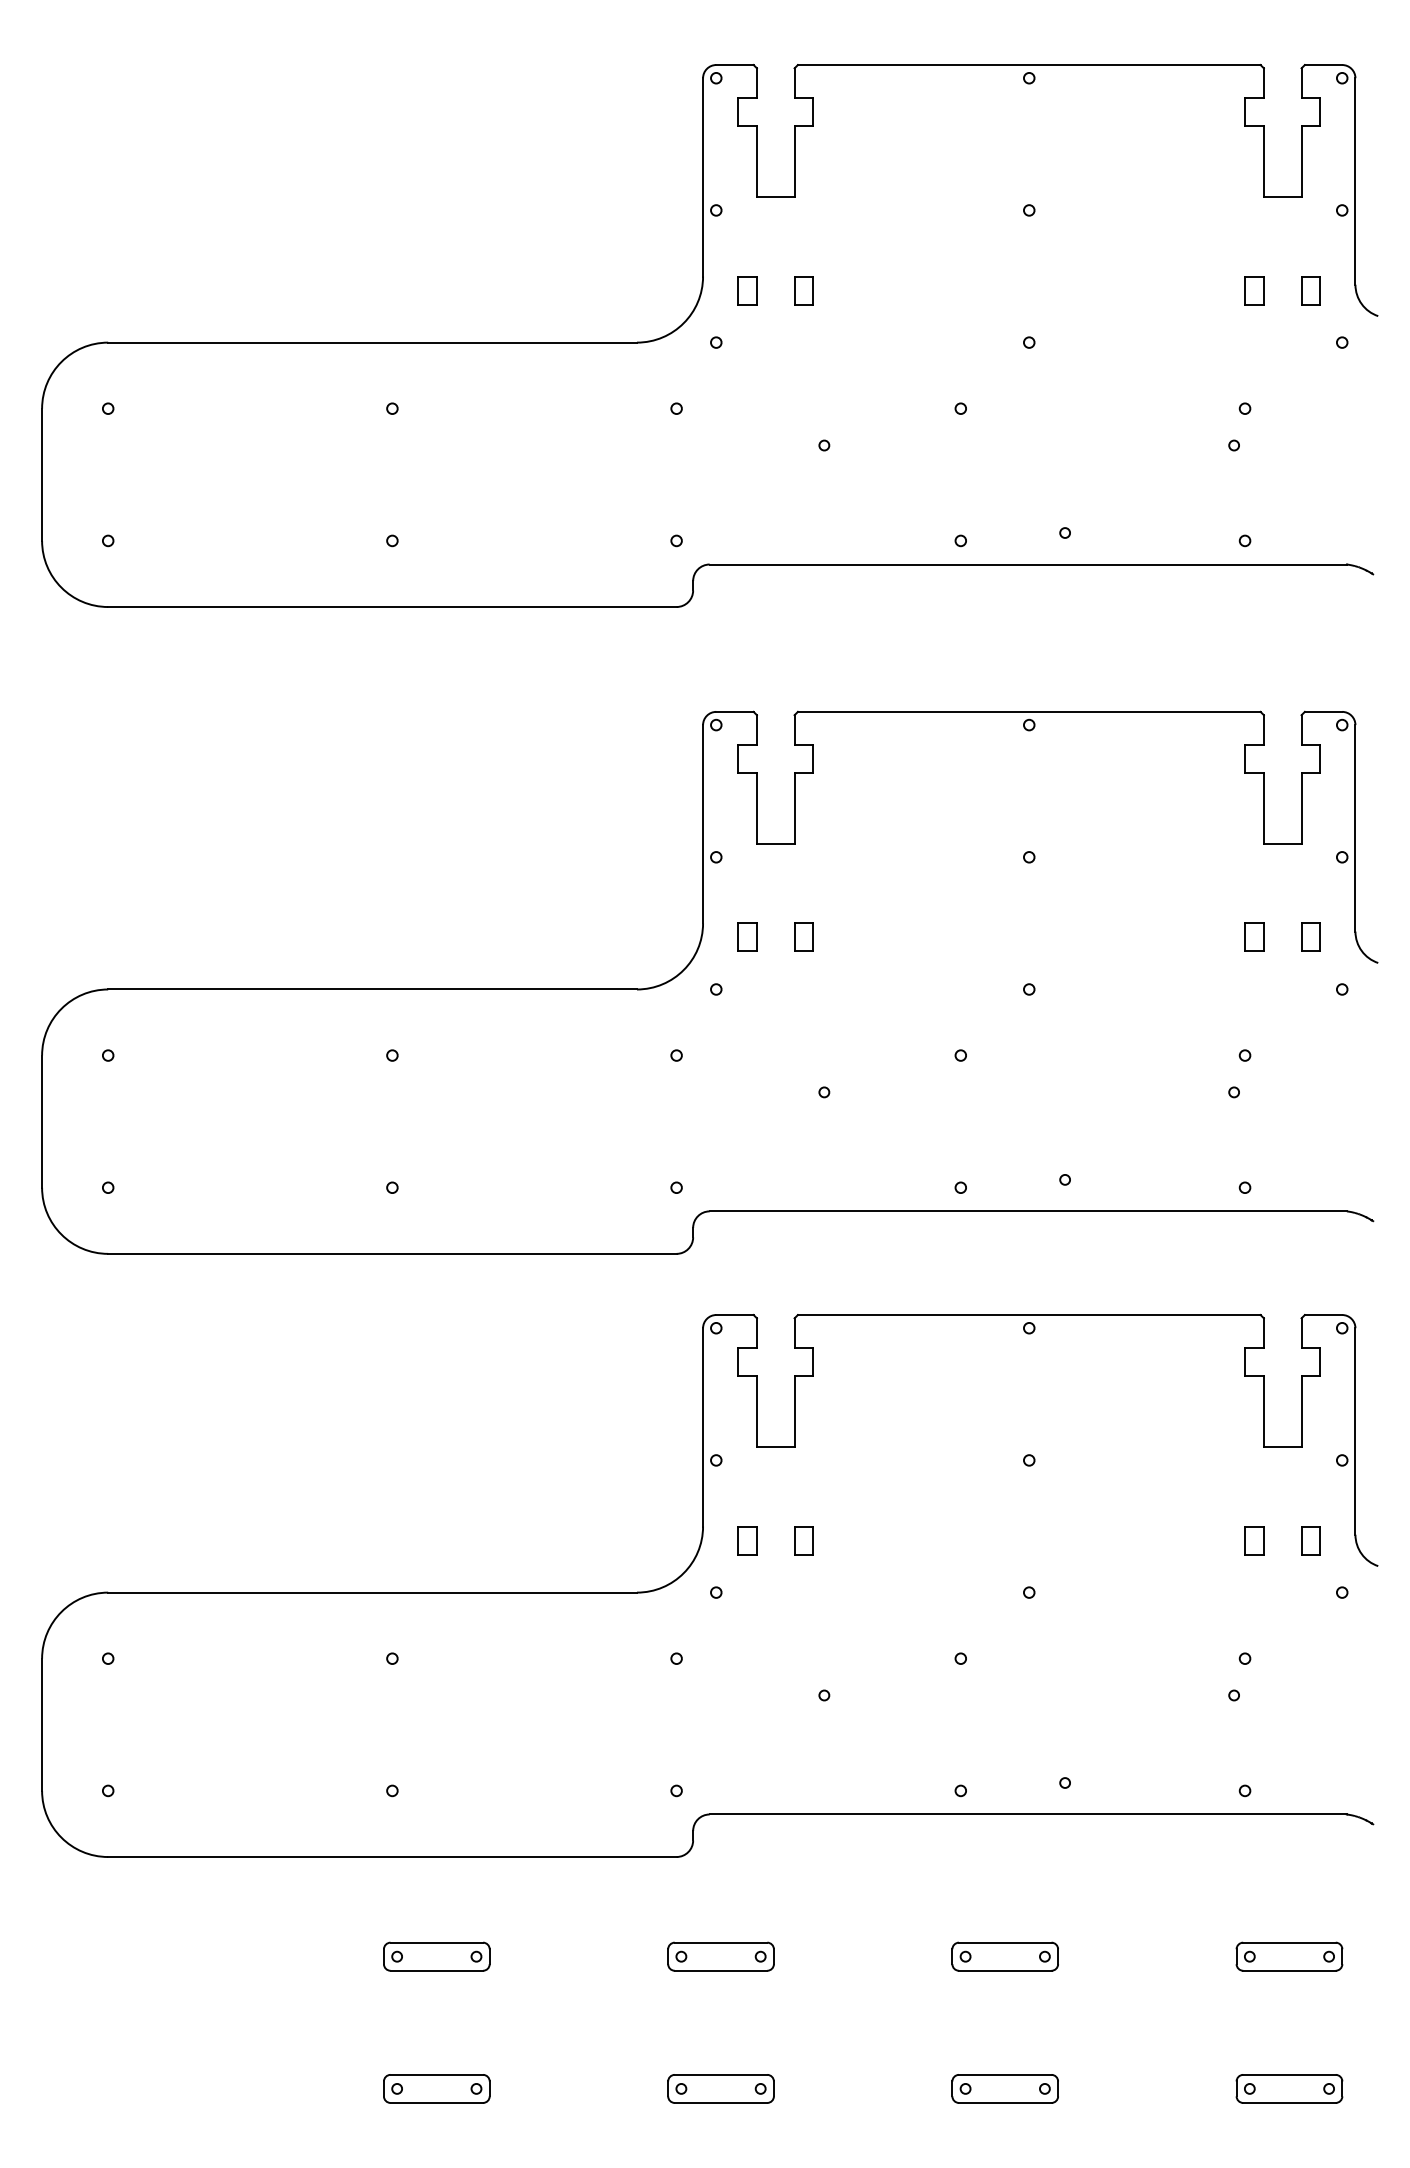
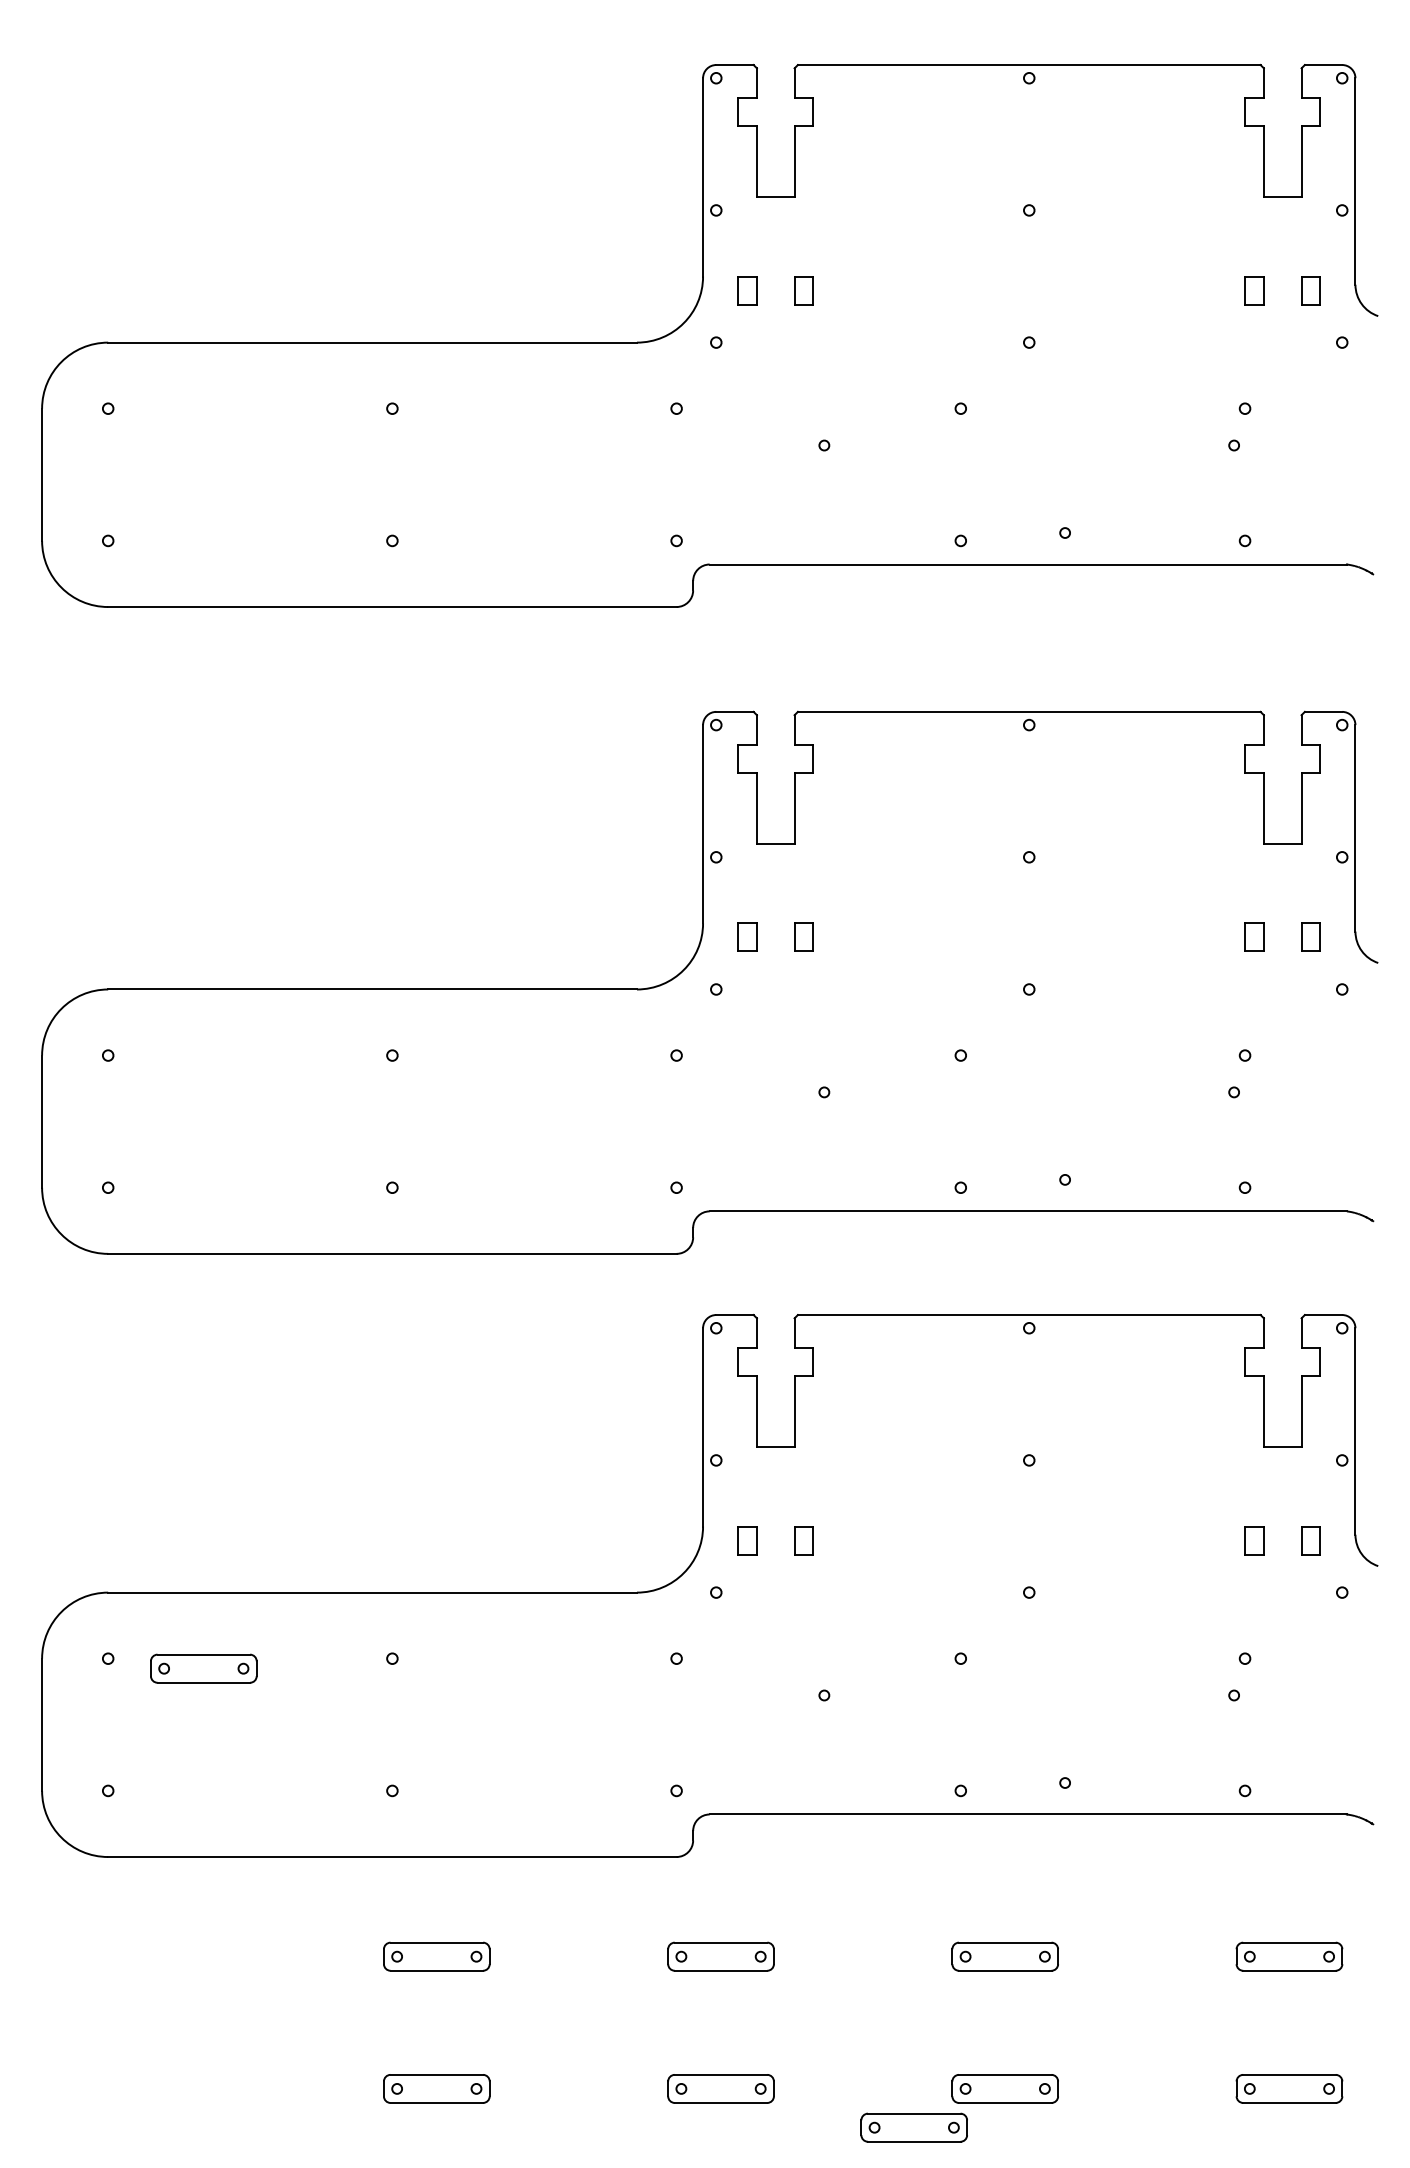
part: none -> present (203, 1668)
part: none -> present (913, 2127)
